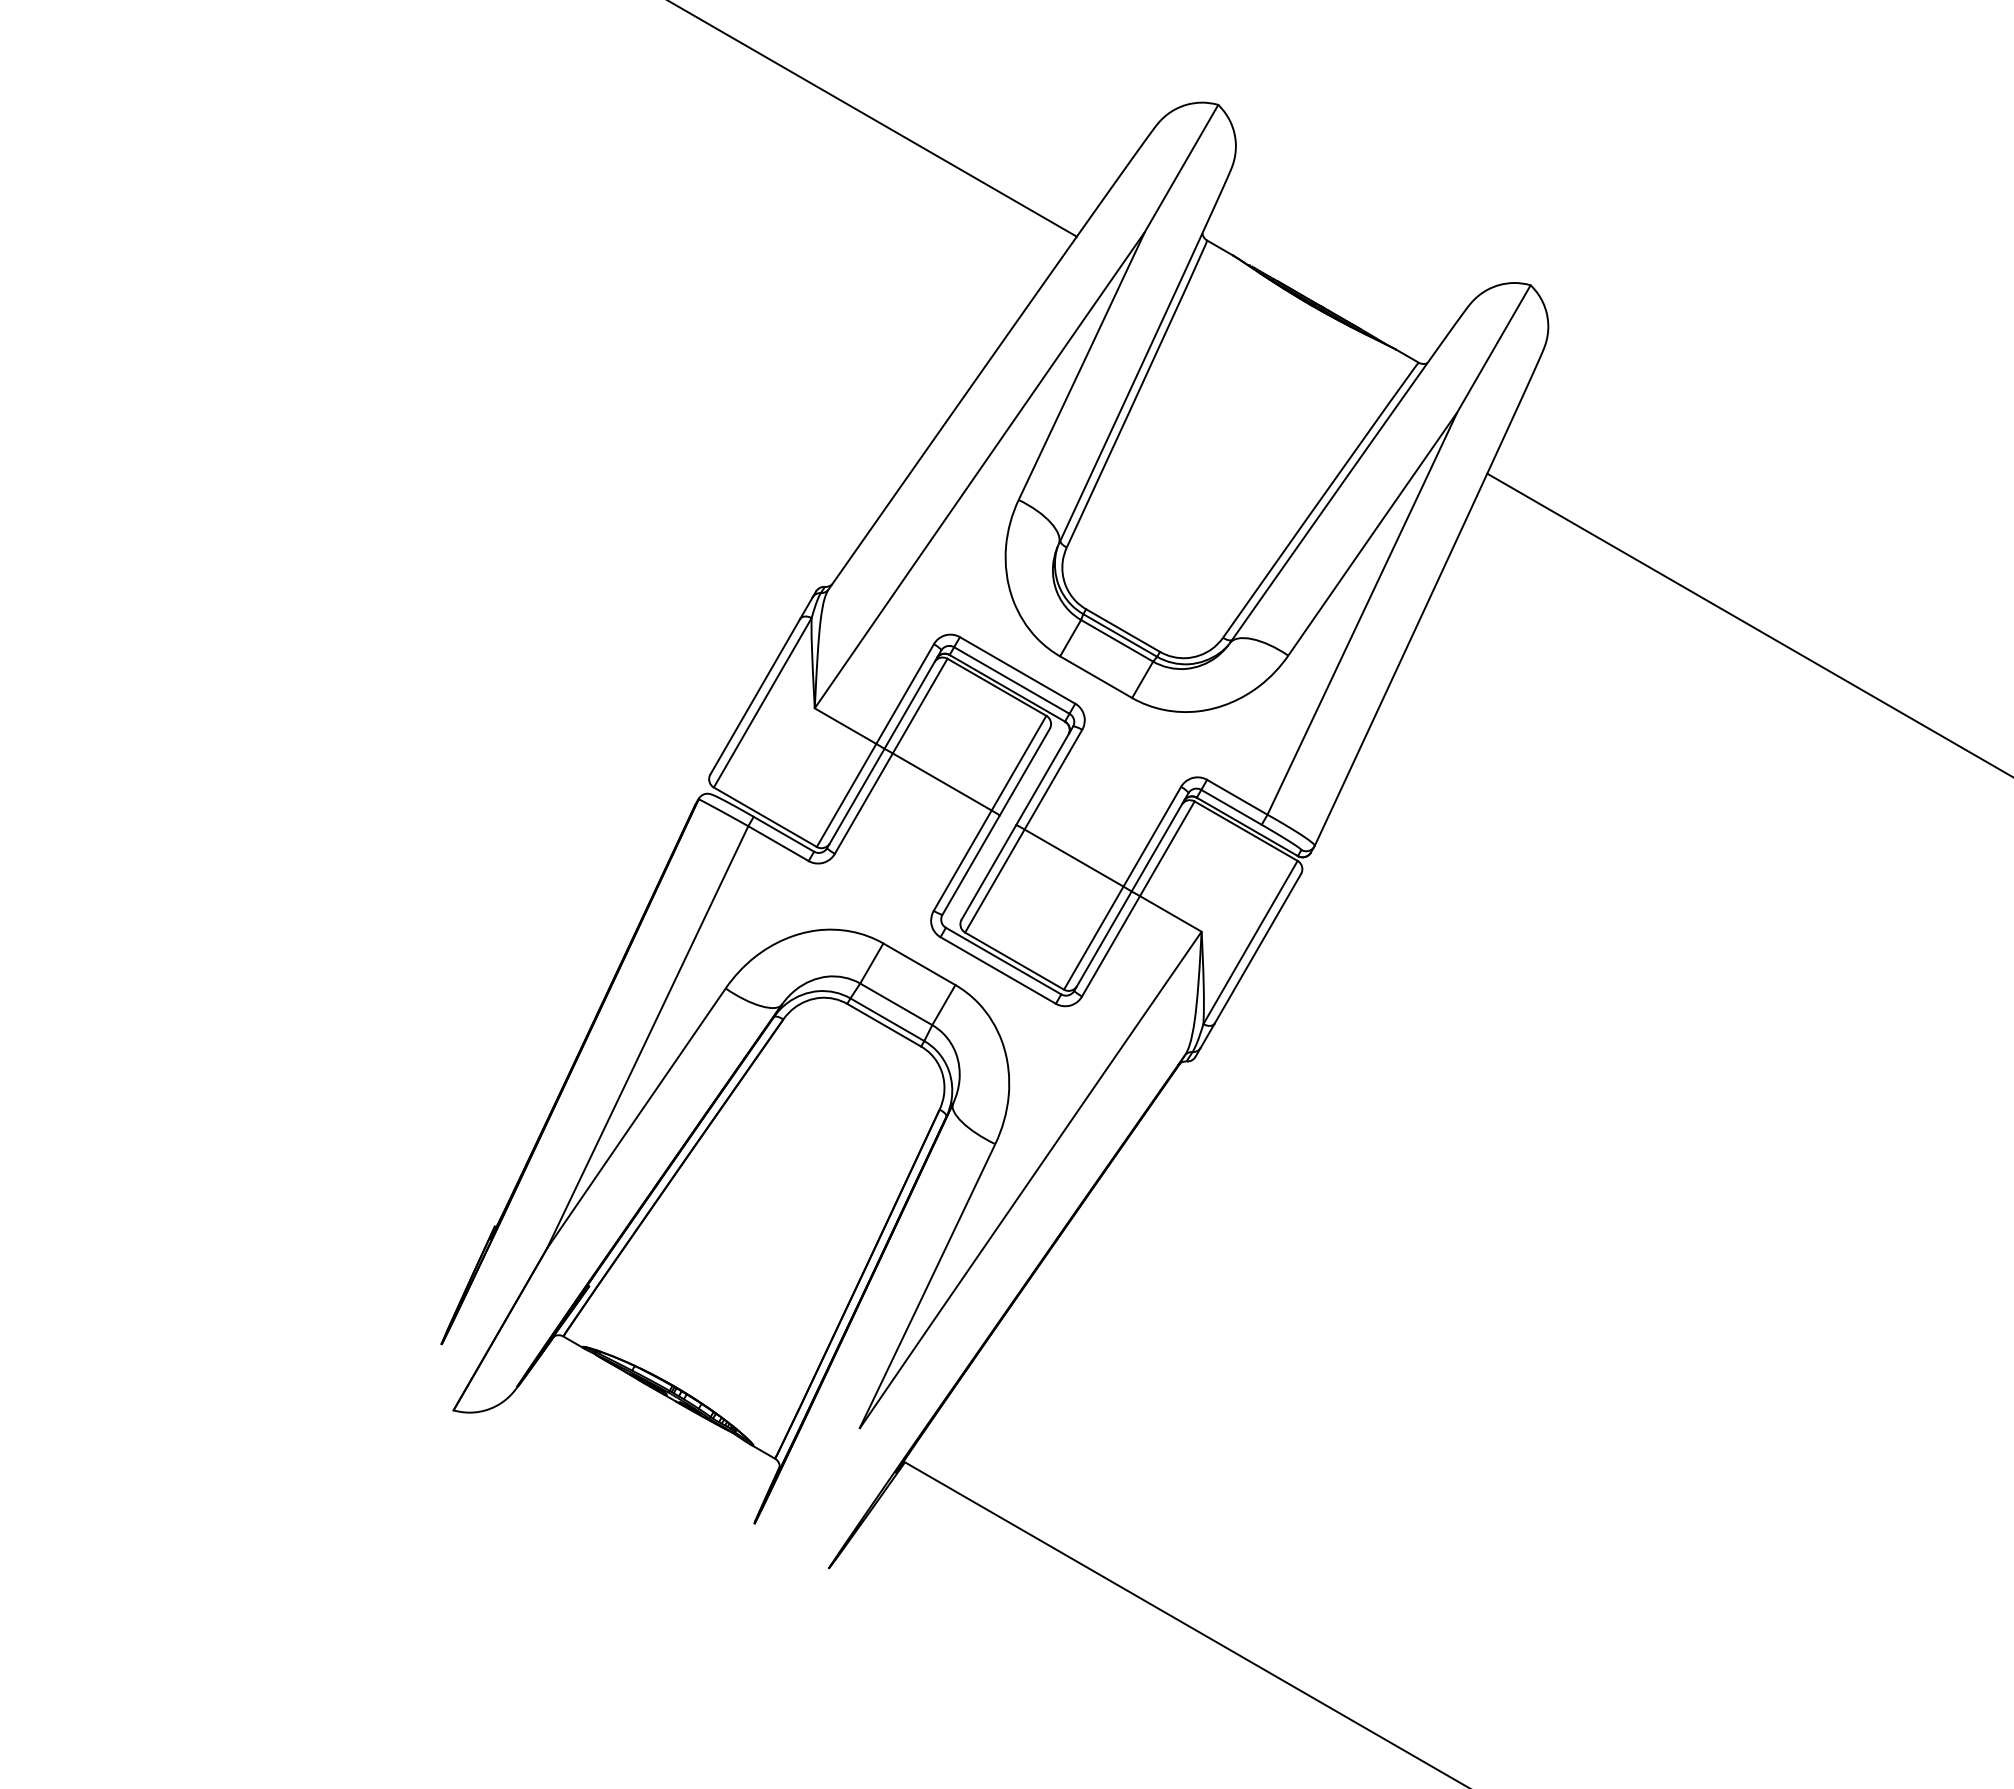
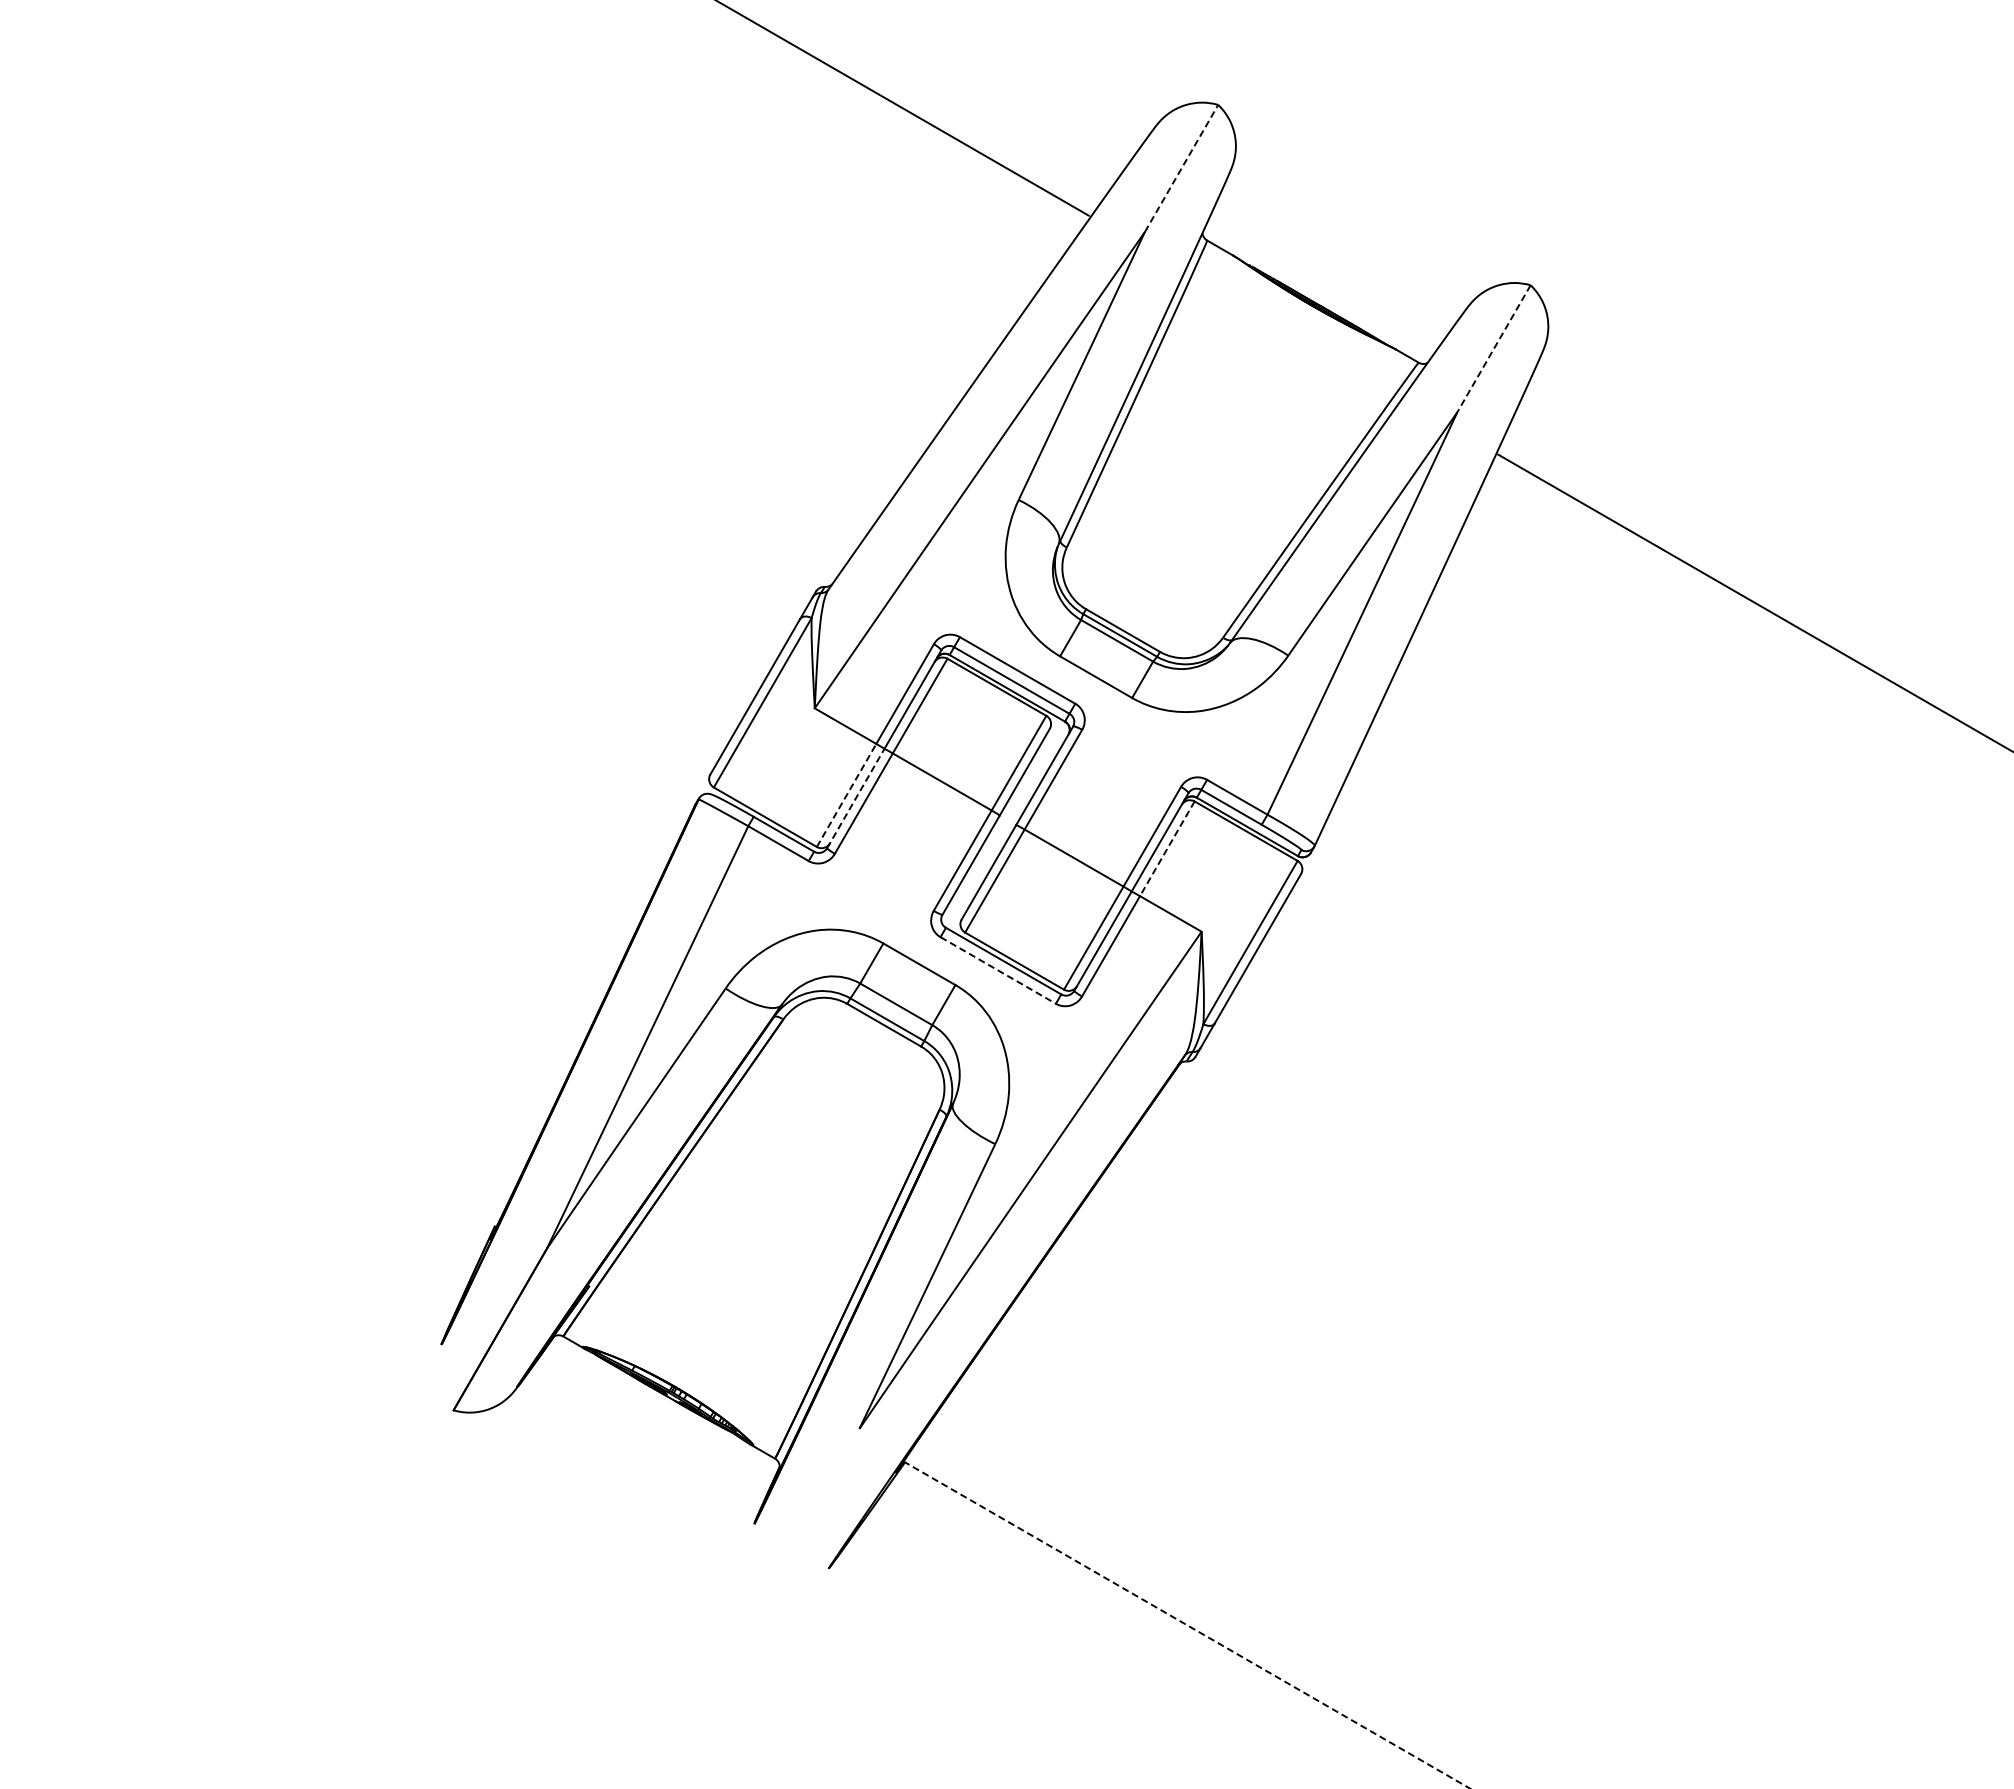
line position: (873, 119) -> (903, 108) (903, 108)
line: solid -> dashed (1181, 168)
line: solid -> dashed (1493, 349)
line position: (1748, 624) -> (1754, 602) (1754, 602)
line: solid -> dashed (846, 795)
line: solid -> dashed (856, 798)
line: solid -> dashed (1167, 848)
line: solid -> dashed (998, 970)
line: solid -> dashed (1186, 1624)
